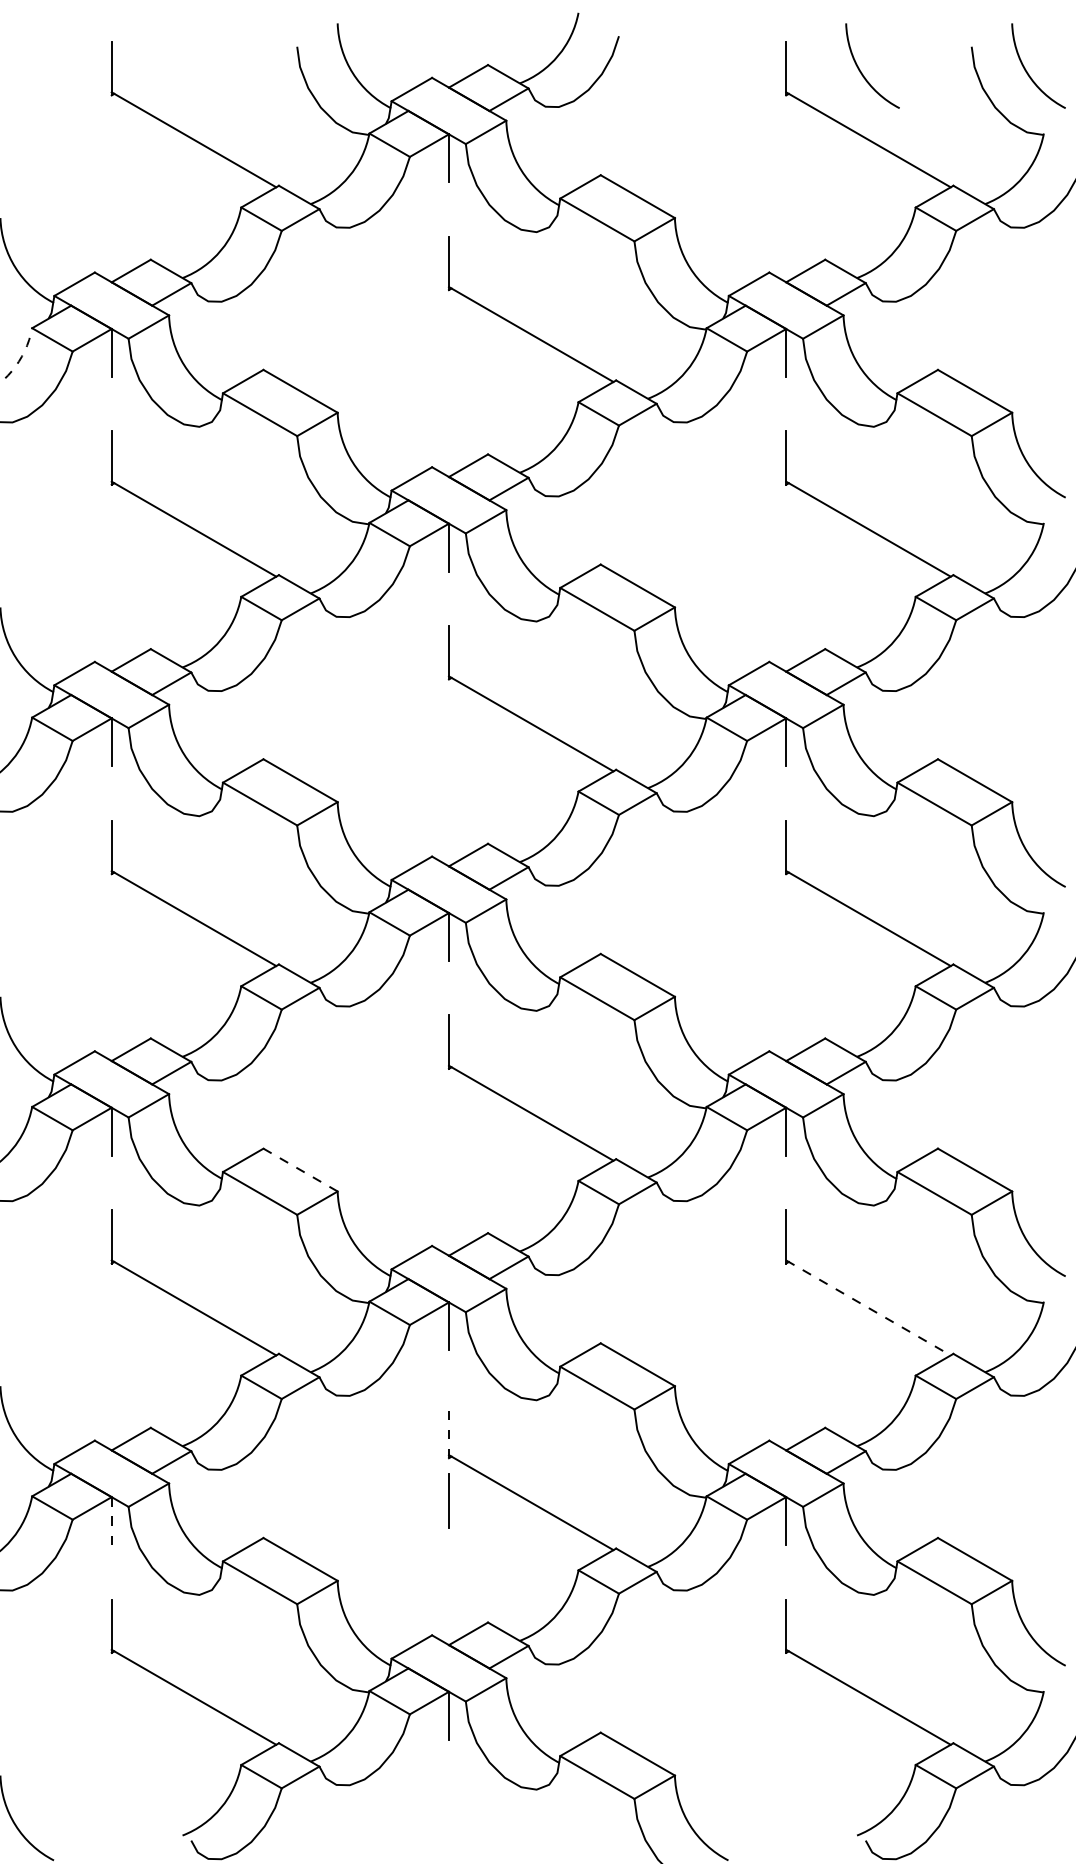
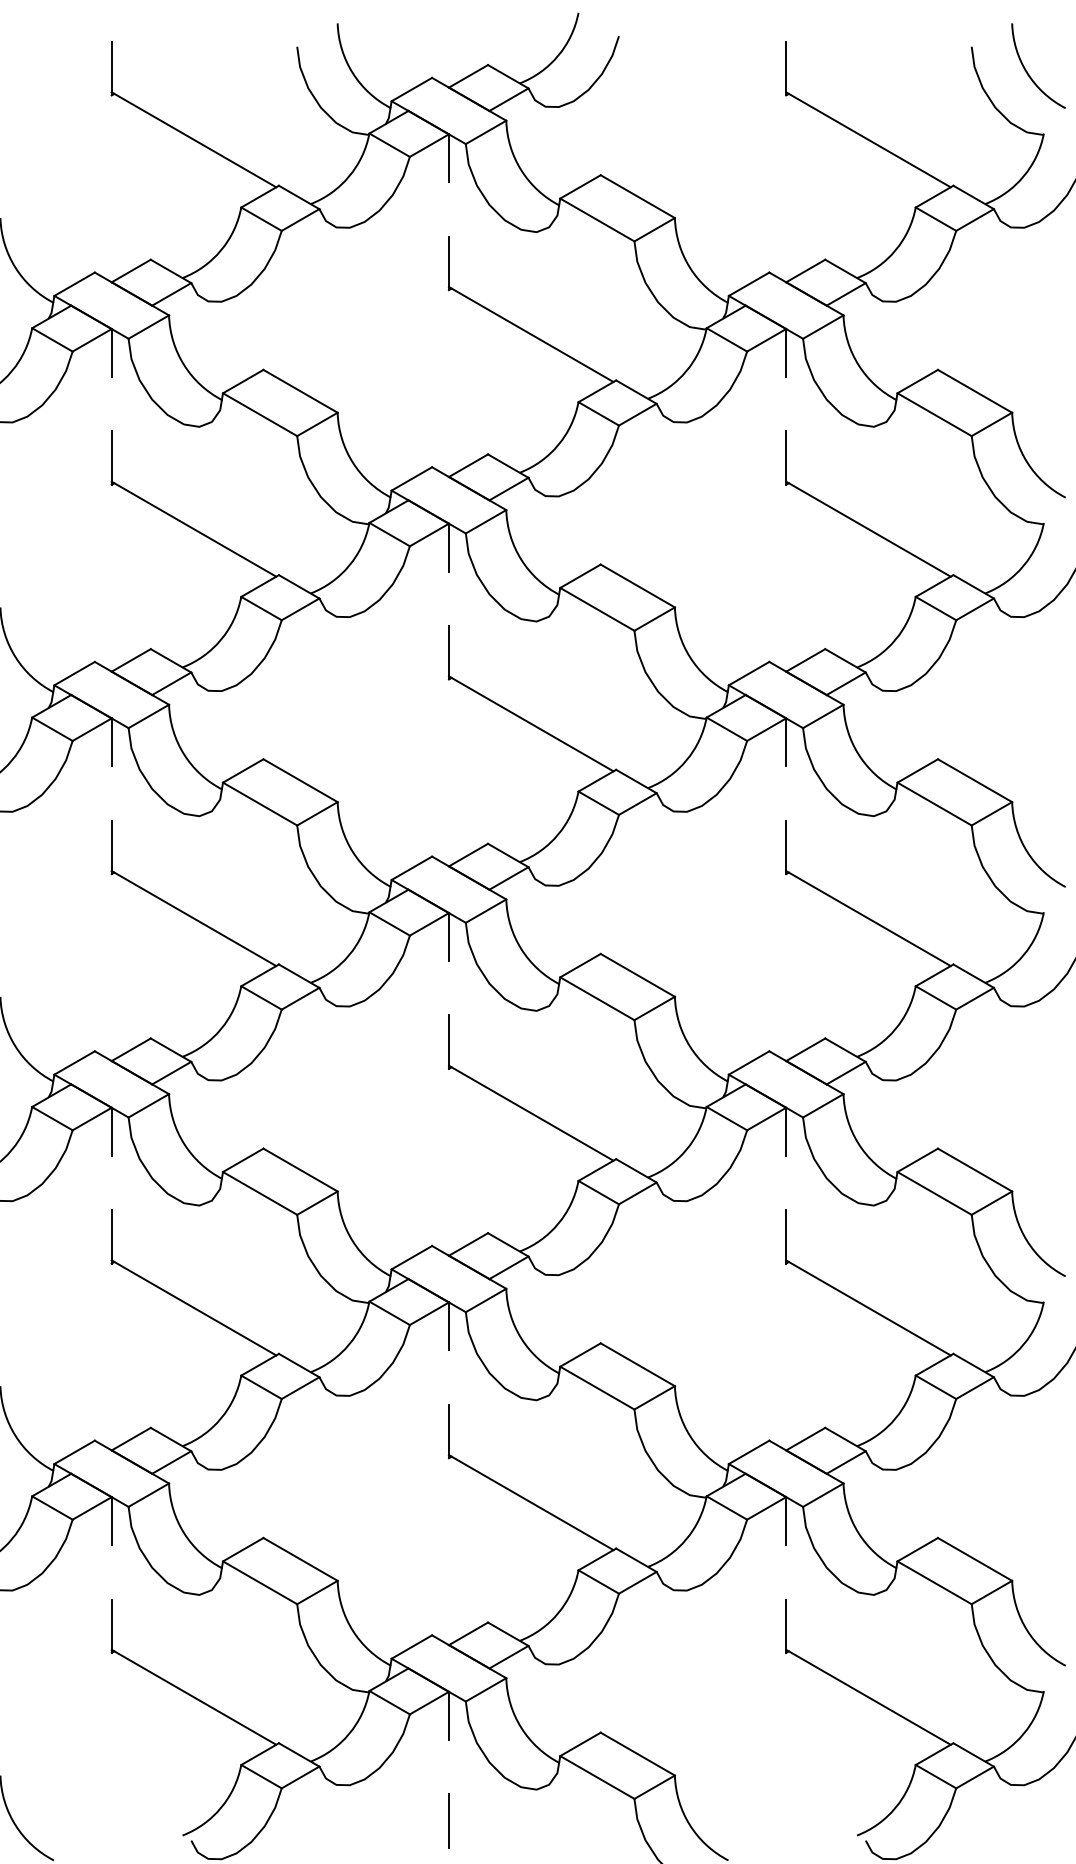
arc: present -> none (861, 71)
arc: dashed -> solid (21, 357)
line: dashed -> solid (300, 1170)
line: dashed -> solid (868, 1308)
line: dashed -> solid (448, 1431)
line position: (448, 1500) -> (448, 1820) (448, 1820)
line: dashed -> solid (111, 1521)
